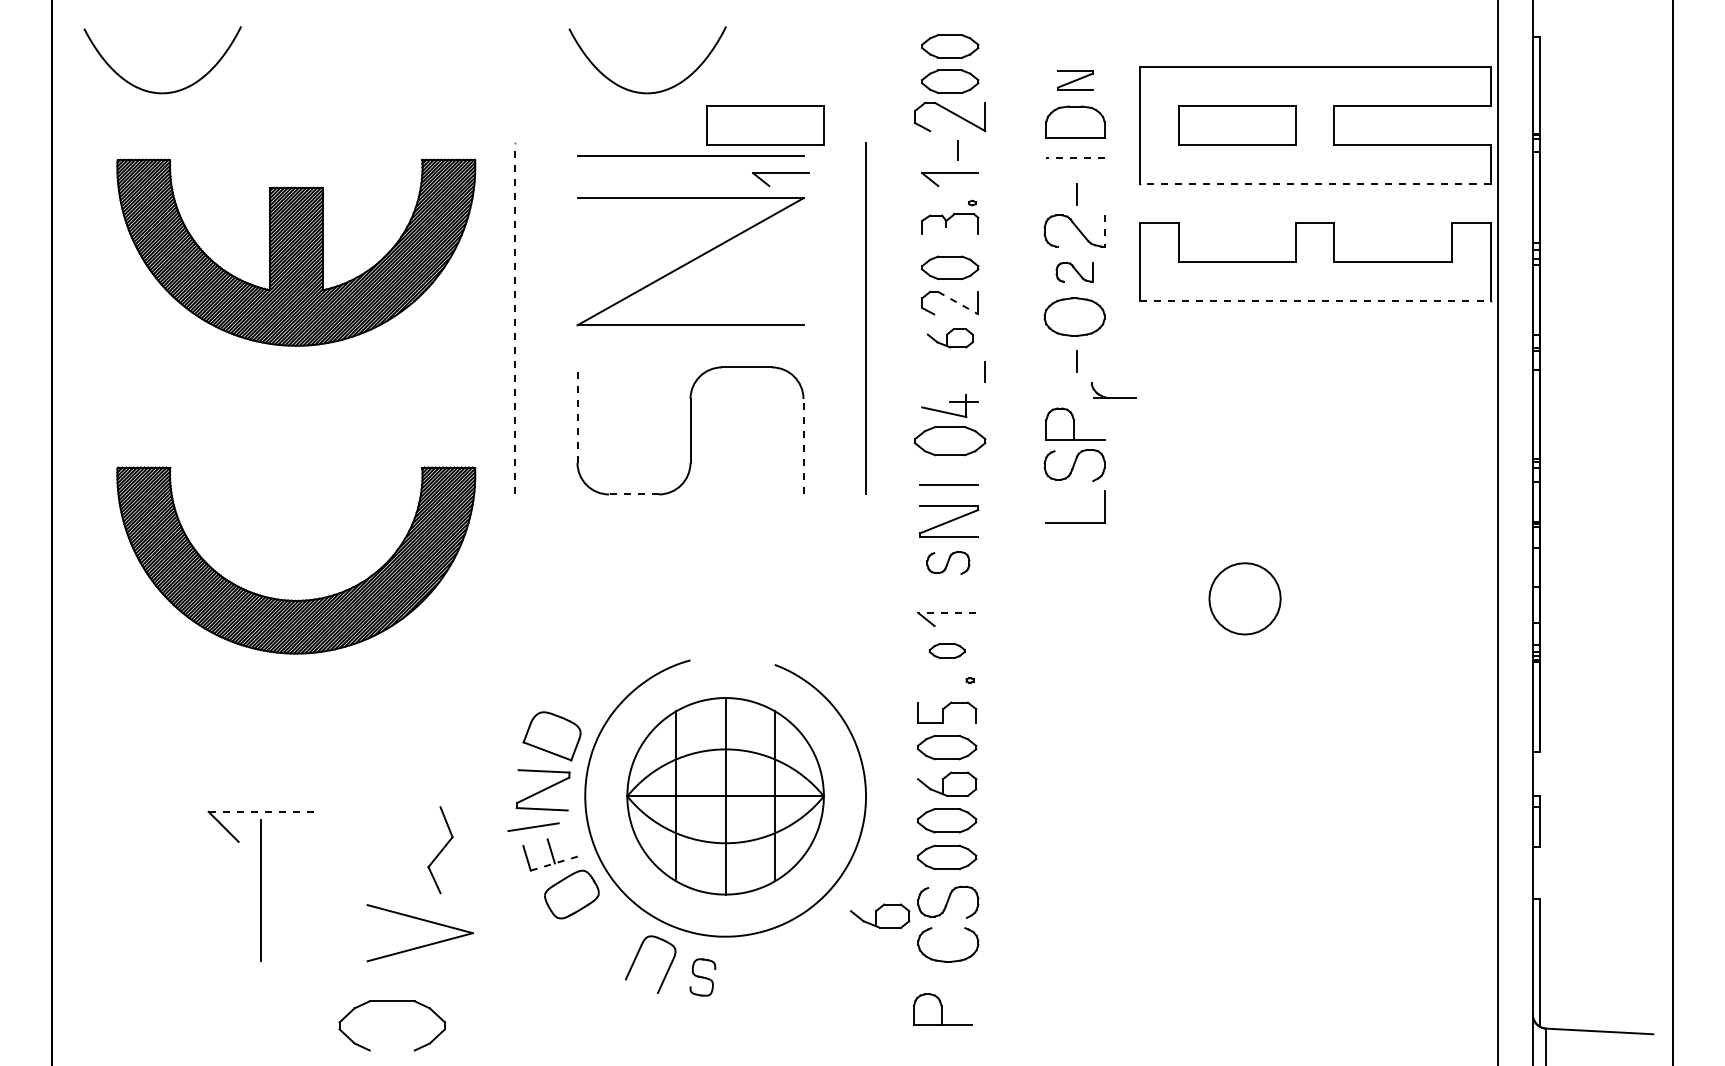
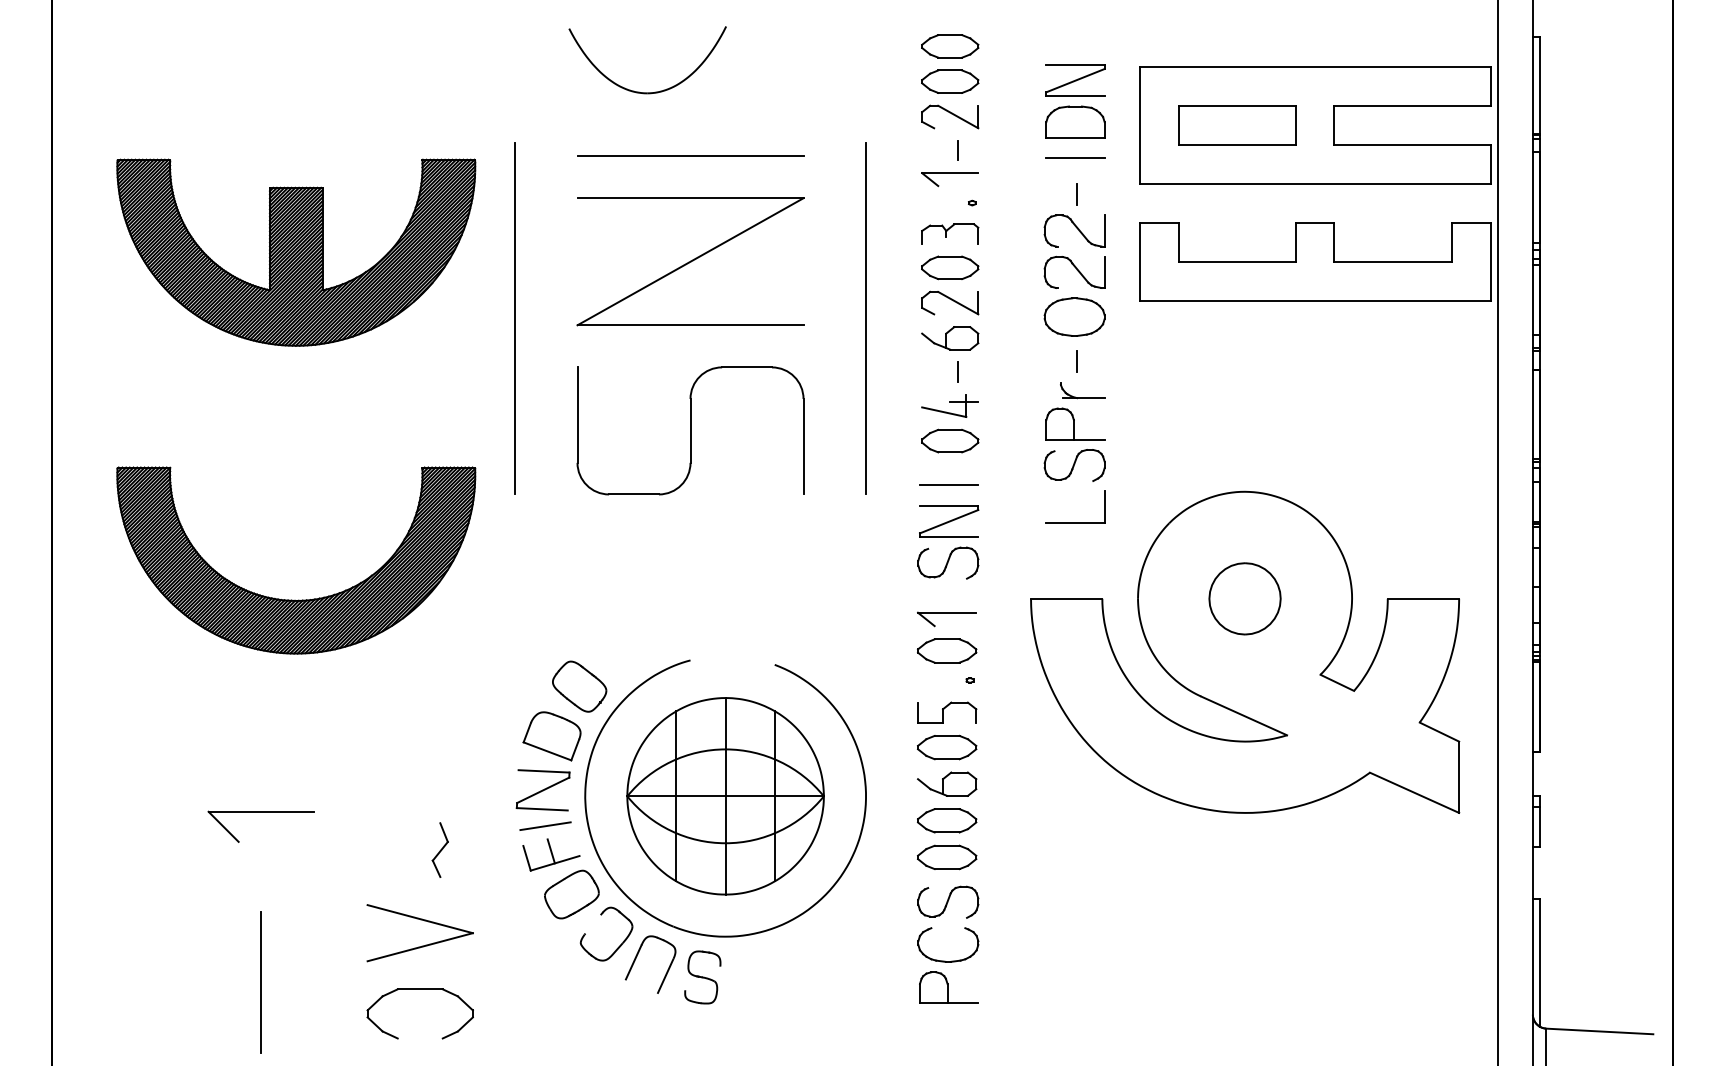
part size: 37x21 px -> 61x33 px (1075, 80)
part: present -> none (162, 92)
part size: 73x31 px -> 59x26 px (950, 116)
part: present -> none (765, 125)
line: dashed -> solid (1075, 158)
part: present -> none (780, 179)
line: dashed -> solid (1314, 184)
part position: (950, 223) -> (950, 233) (950, 233)
line: dashed -> solid (1104, 230)
part size: 39x21 px -> 63x34 px (1074, 271)
line: dashed -> solid (1315, 301)
line: dashed -> solid (958, 303)
line: dashed -> solid (515, 318)
part size: 48x21 px -> 59x25 px (950, 338)
line position: (984, 371) -> (957, 371) (957, 371)
part position: (1113, 397) -> (1082, 397) (1082, 397)
line: dashed -> solid (577, 415)
part size: 73x31 px -> 59x26 px (950, 440)
line: dashed -> solid (803, 446)
line: dashed -> solid (634, 494)
part size: 45x24 px -> 63x34 px (948, 562)
line: dashed -> solid (946, 612)
part size: 38x16 px -> 61x26 px (947, 650)
part: none -> present (1245, 651)
part: none -> present (579, 686)
line: dashed -> solid (261, 811)
line position: (533, 826) -> (545, 825) (545, 825)
part size: 27x89 px -> 18x56 px (439, 849)
line: dashed -> solid (555, 863)
line position: (260, 890) -> (260, 982) (260, 982)
part: present -> none (880, 915)
part: none -> present (619, 945)
part size: 28x39 px -> 38x55 px (702, 977)
part position: (391, 1001) -> (419, 989) (419, 989)
part position: (942, 1009) -> (948, 987) (948, 987)
